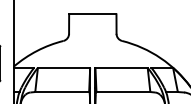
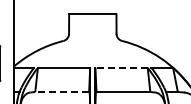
line: solid -> dashed (121, 67)
line: solid -> dashed (62, 92)
